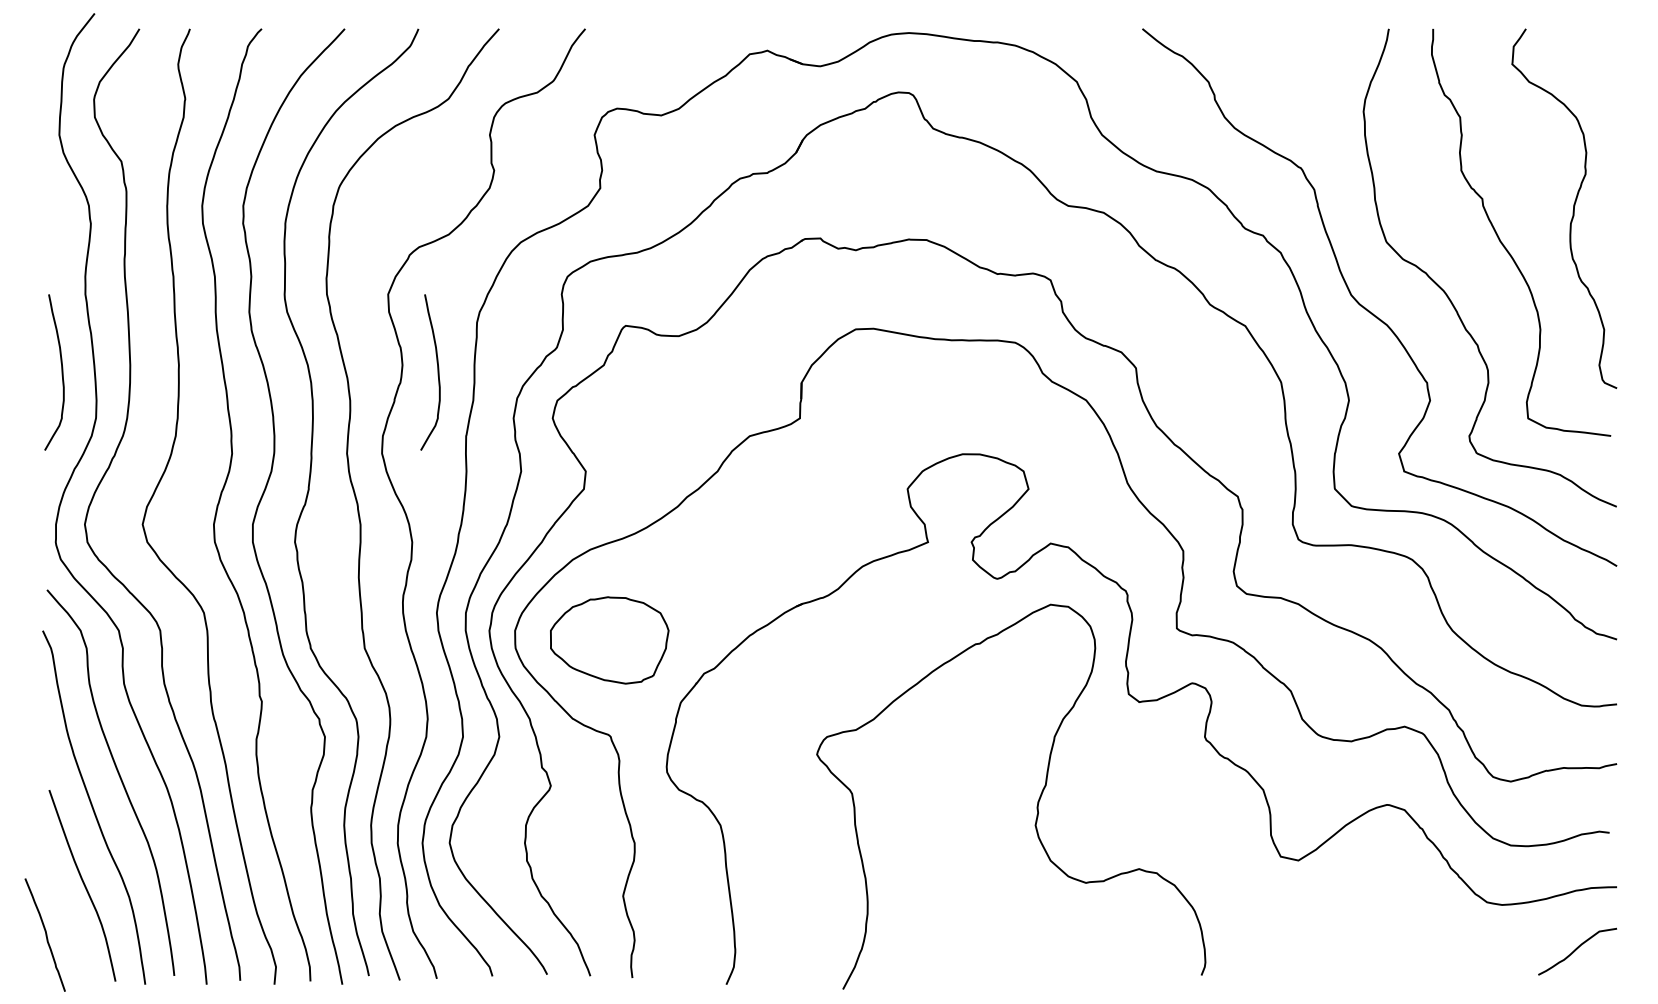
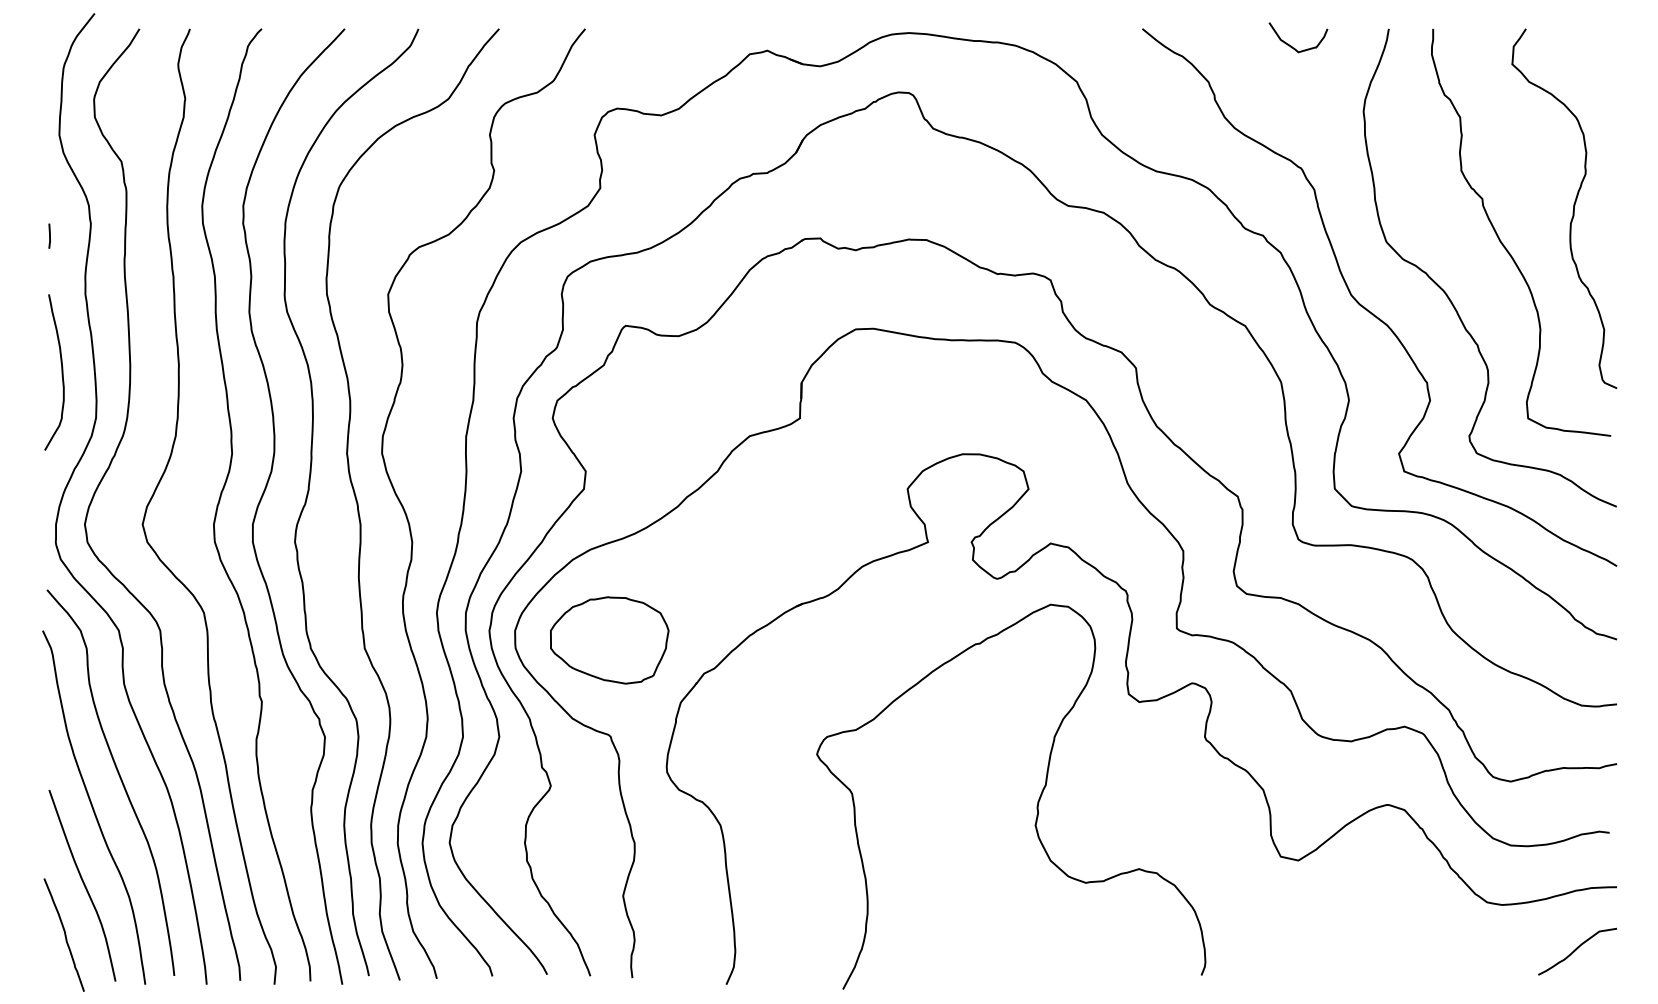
curve: none -> present (1291, 45)
line: none -> present (49, 235)
curve: present -> none (437, 372)
curve position: (45, 934) -> (64, 934) (64, 934)
